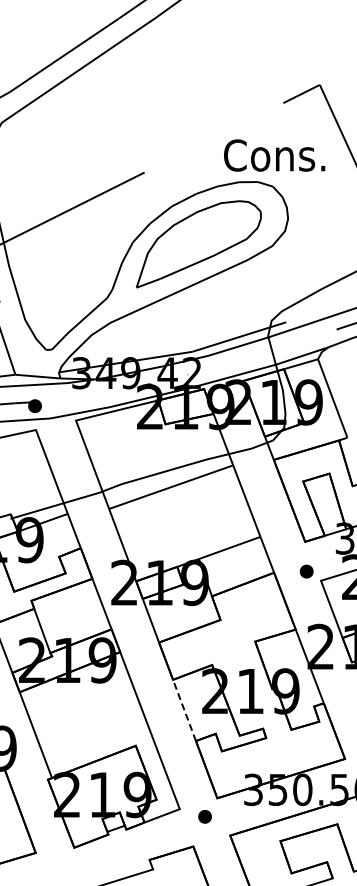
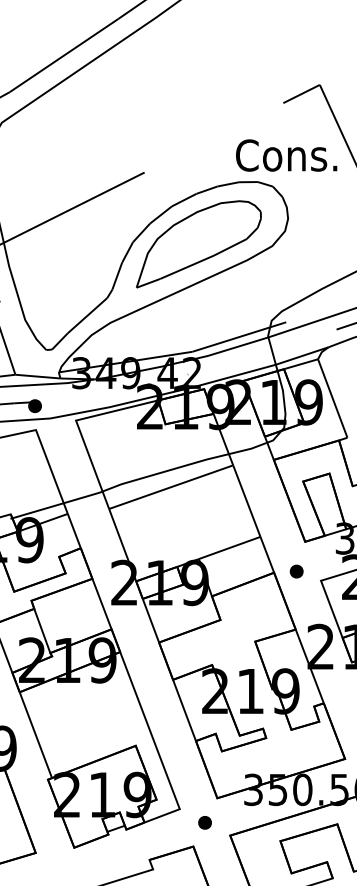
text position: (274, 155) -> (286, 155) (286, 155)
part position: (306, 571) -> (296, 571) (296, 571)
line: dashed -> solid (184, 710)
part position: (204, 816) -> (204, 822) (204, 822)
